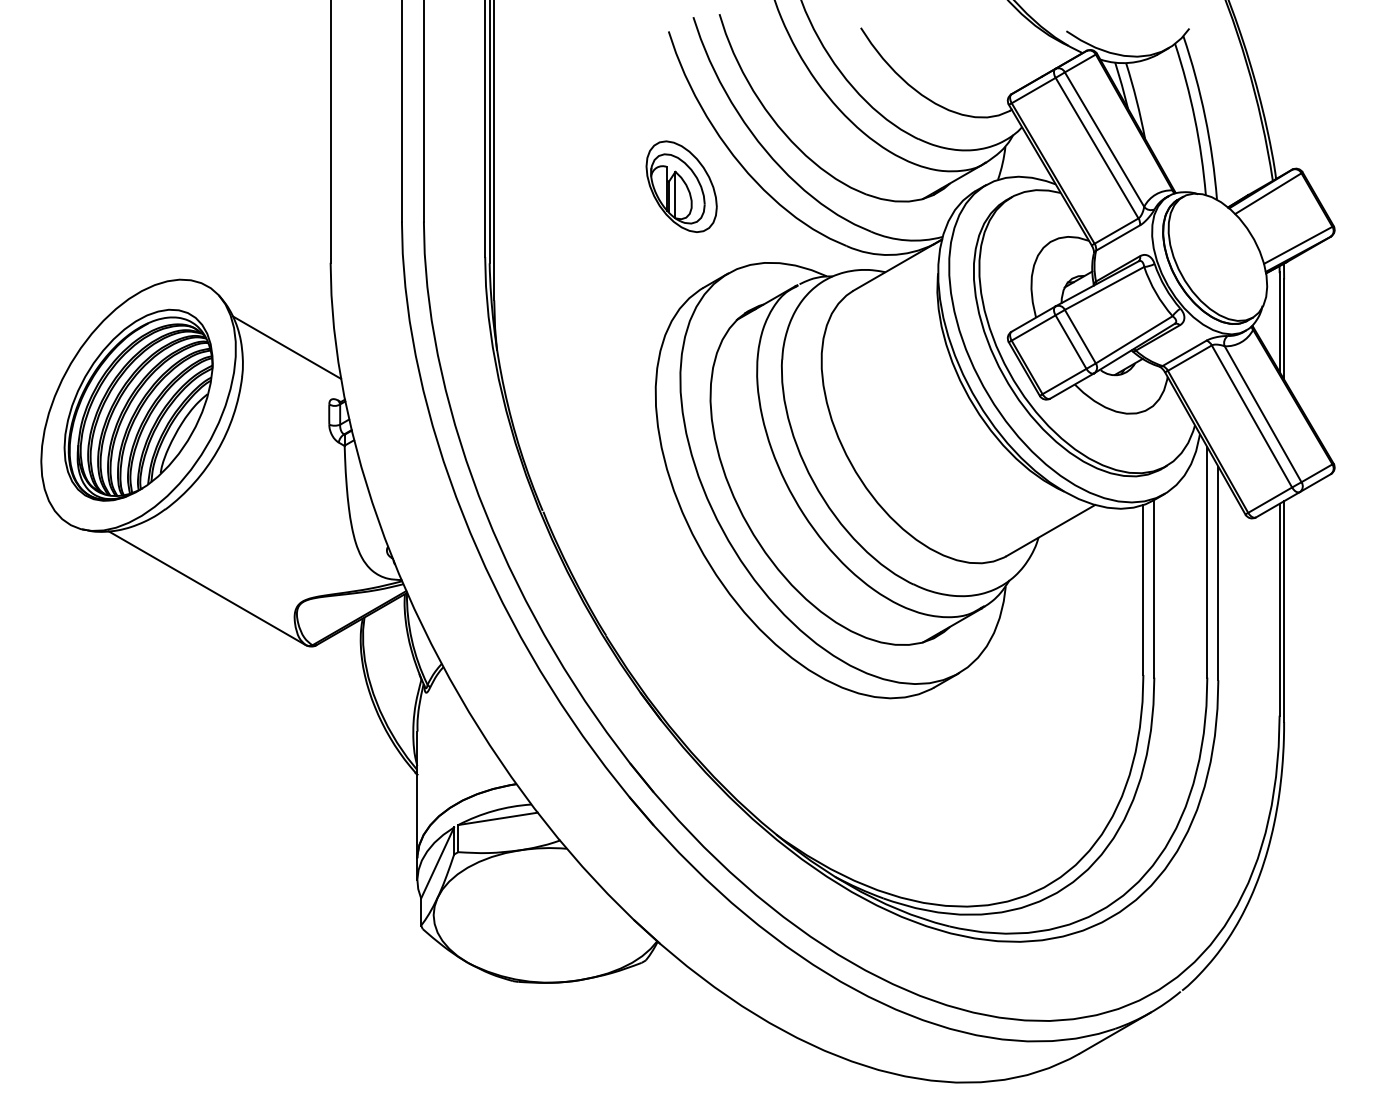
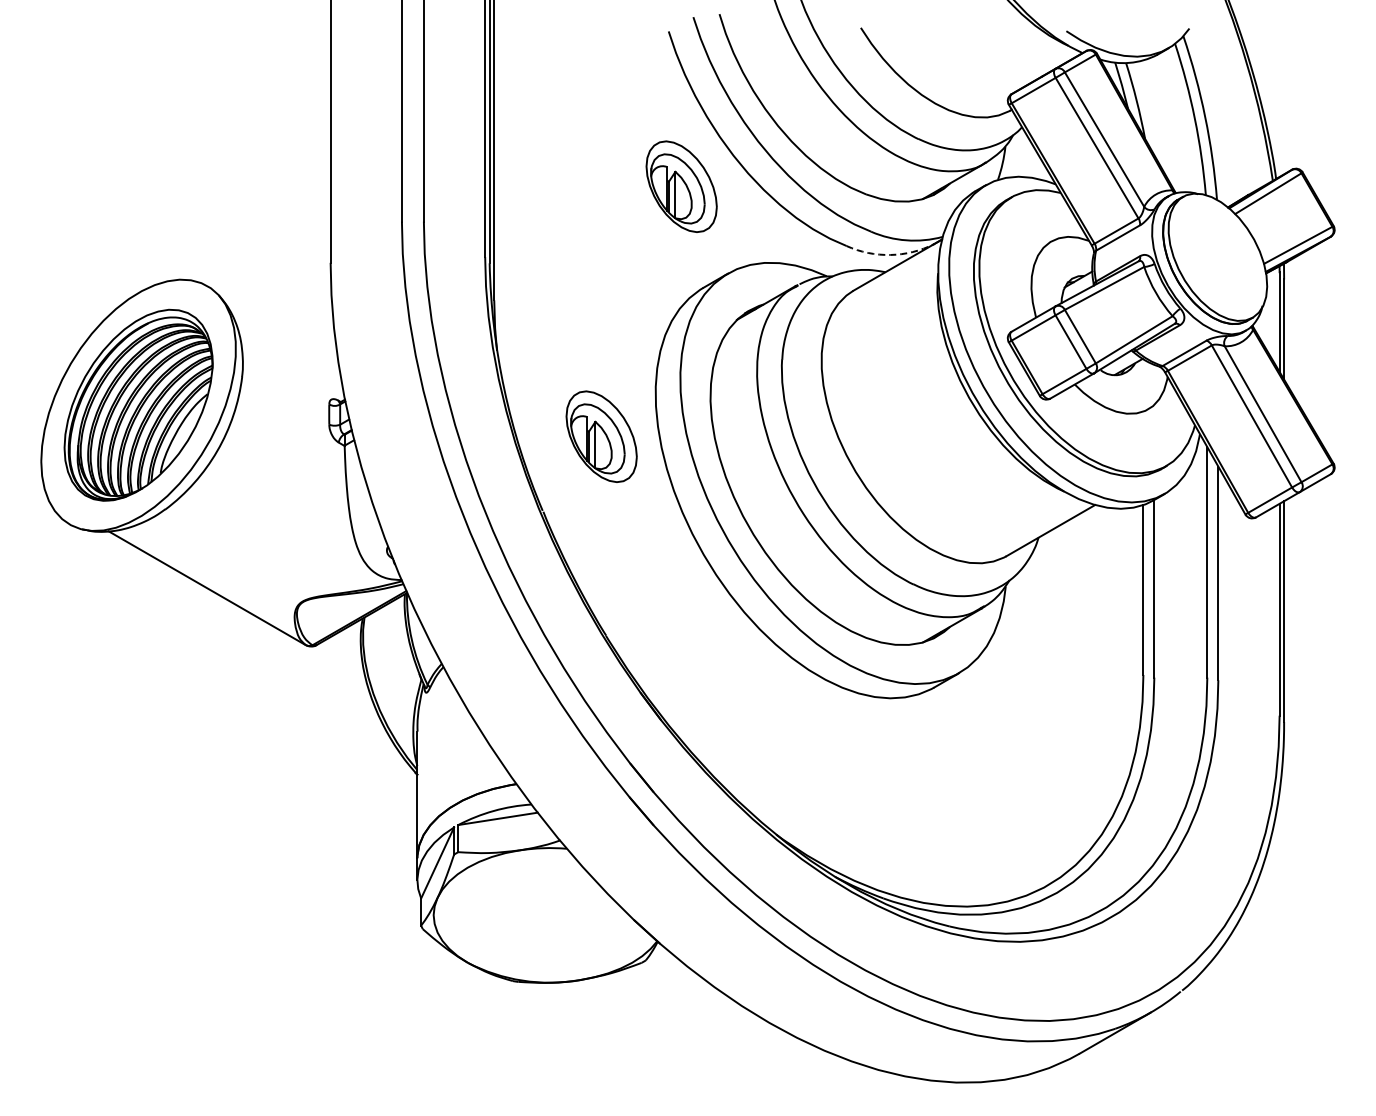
arc: solid -> dashed (890, 254)
line: present -> none (286, 347)
part: none -> present (601, 436)
